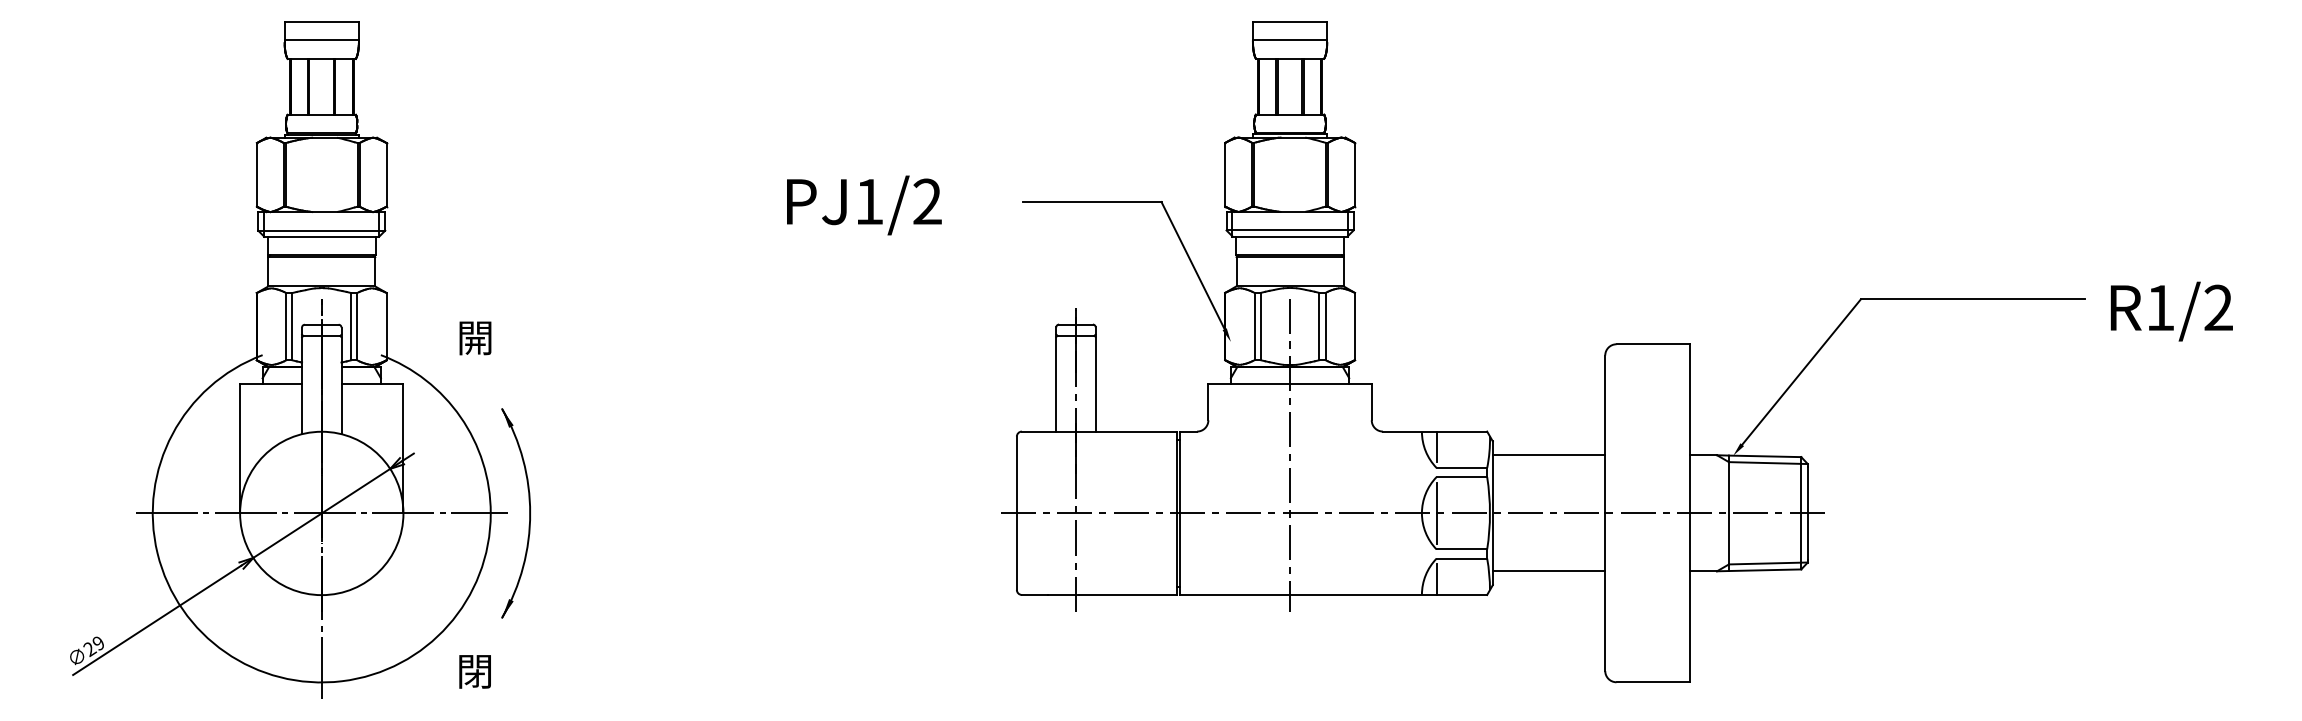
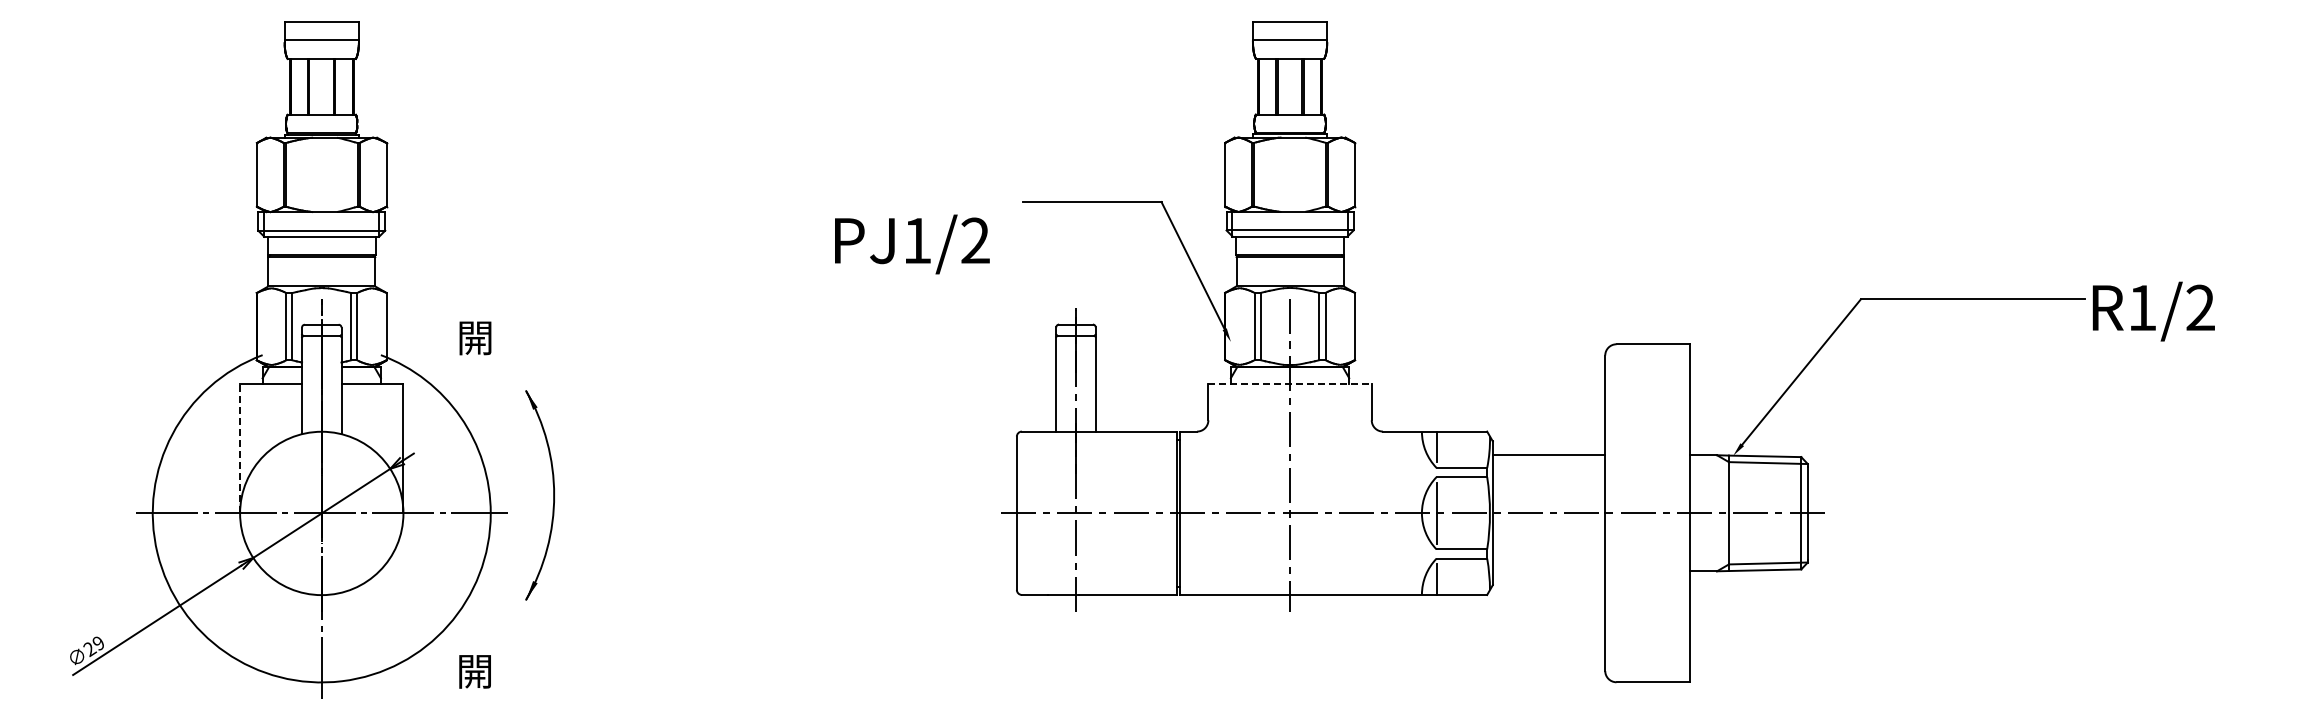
text position: (864, 205) -> (912, 244) (912, 244)
text position: (2171, 311) -> (2153, 311) (2153, 311)
line: solid -> dashed (1290, 383)
line: solid -> dashed (240, 448)
part position: (529, 513) -> (553, 495) (553, 495)
line: present -> none (1548, 571)
text: 閉 -> 開 (475, 674)
